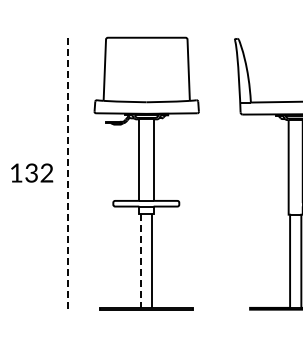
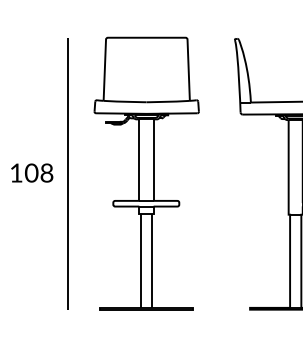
text: 132 -> 108 (39, 173)
line: dashed -> solid (67, 174)
line: dashed -> solid (140, 261)
